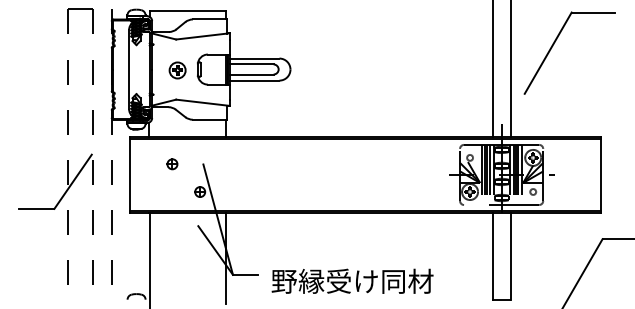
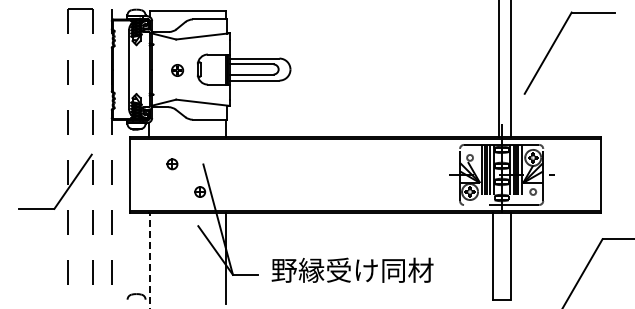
line position: (492, 69) -> (498, 69) (498, 69)
part size: 19x19 px -> 14x13 px (177, 70)
line: solid -> dashed (149, 260)
text position: (352, 280) -> (352, 269) (352, 269)
